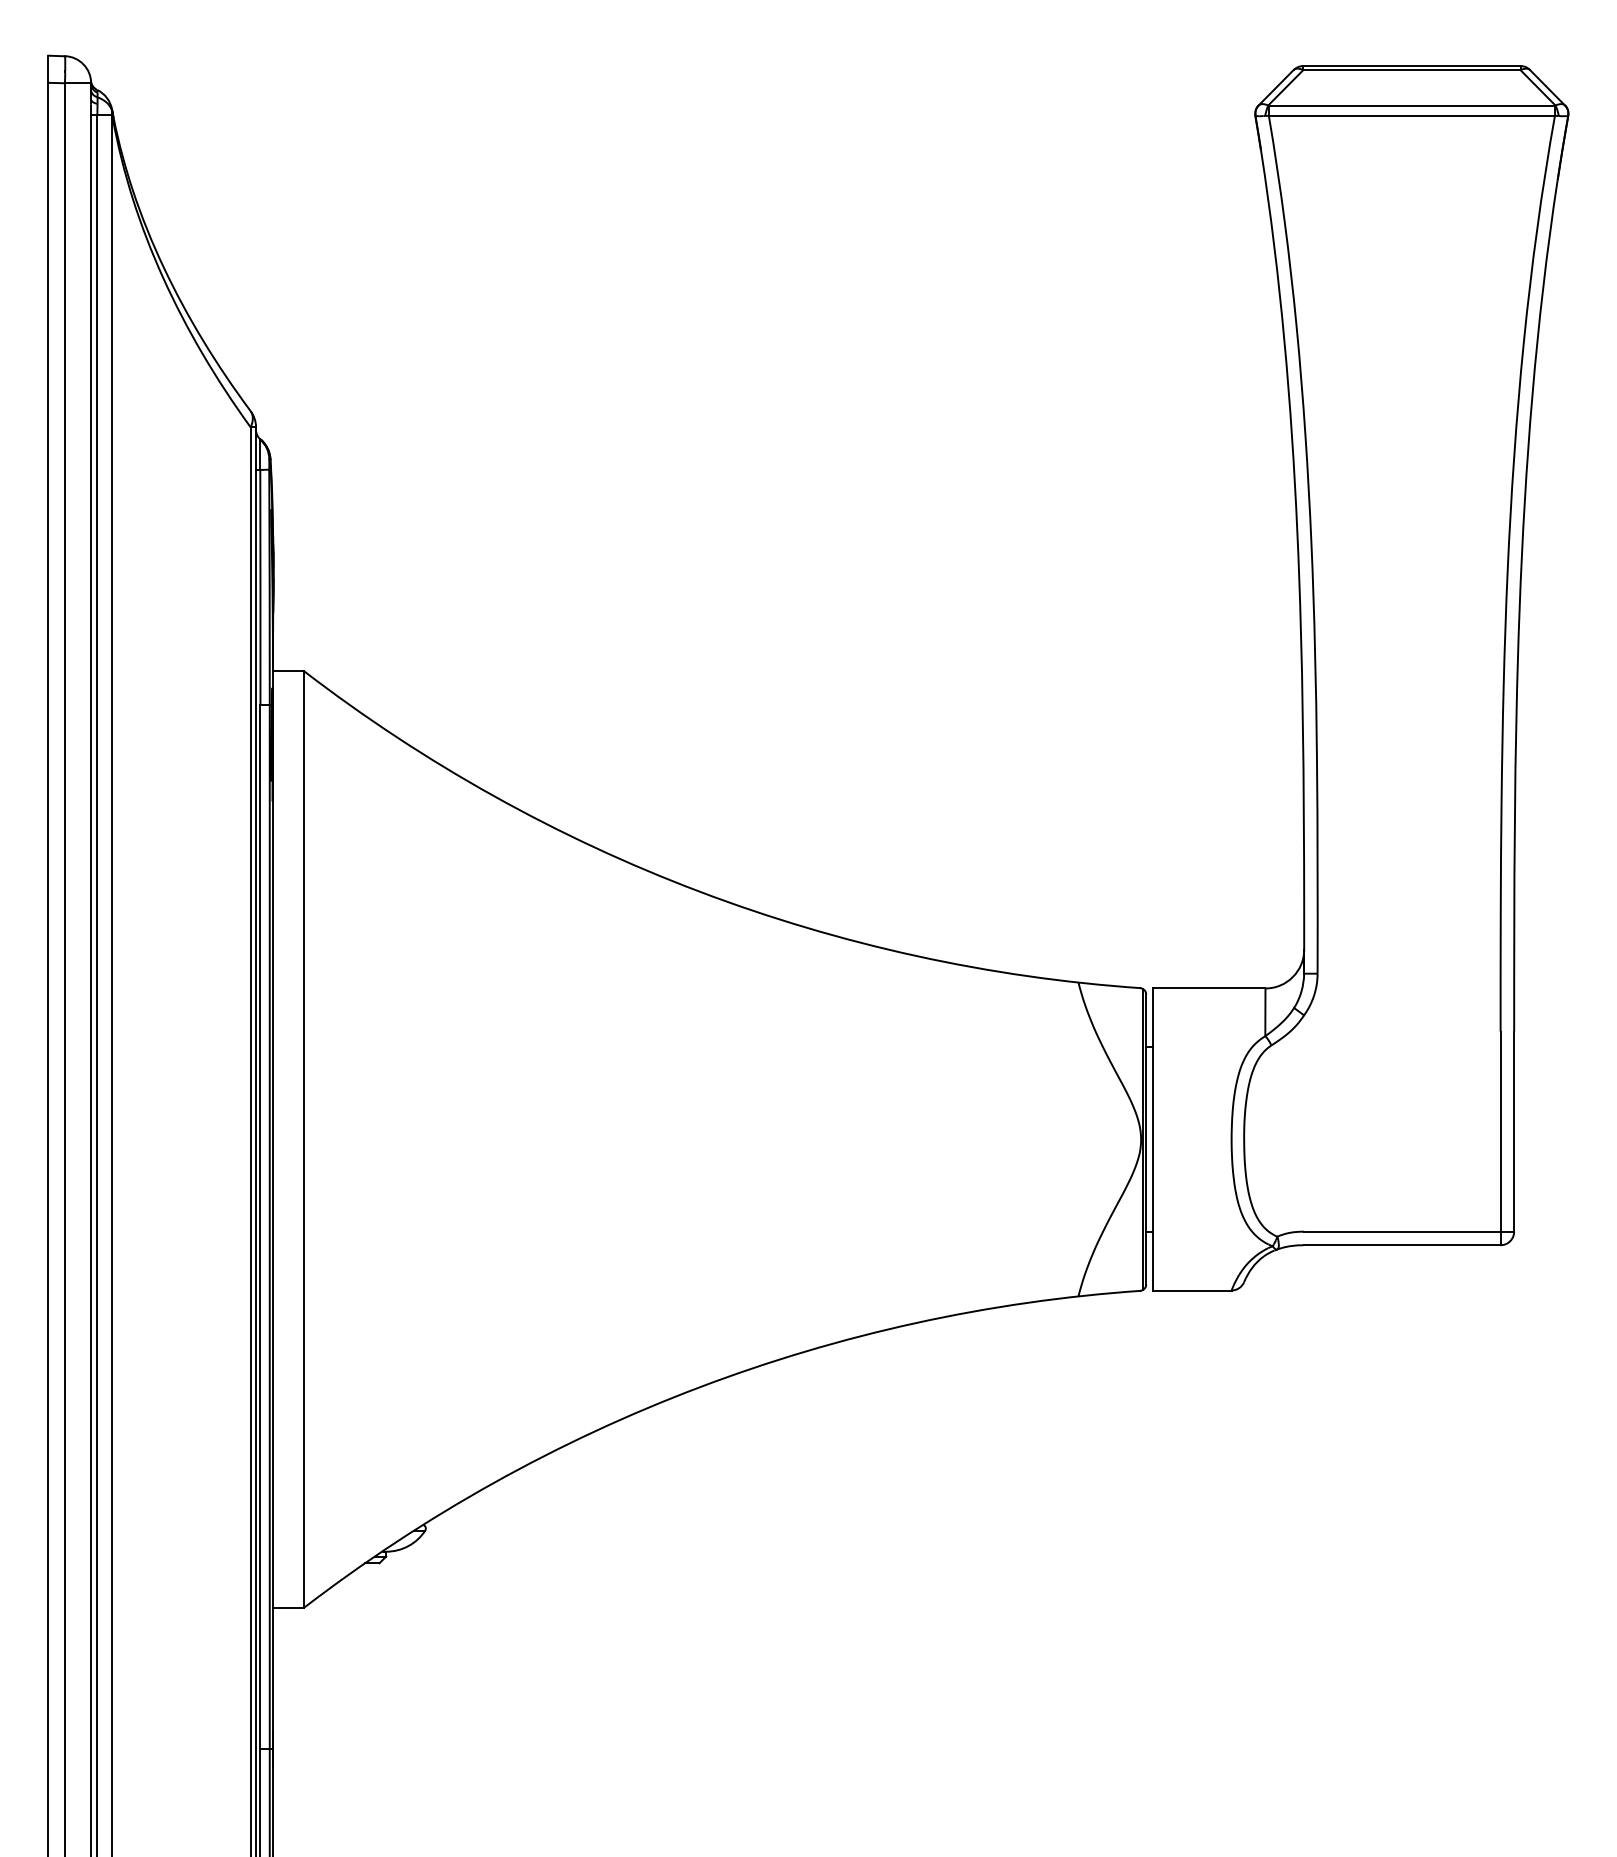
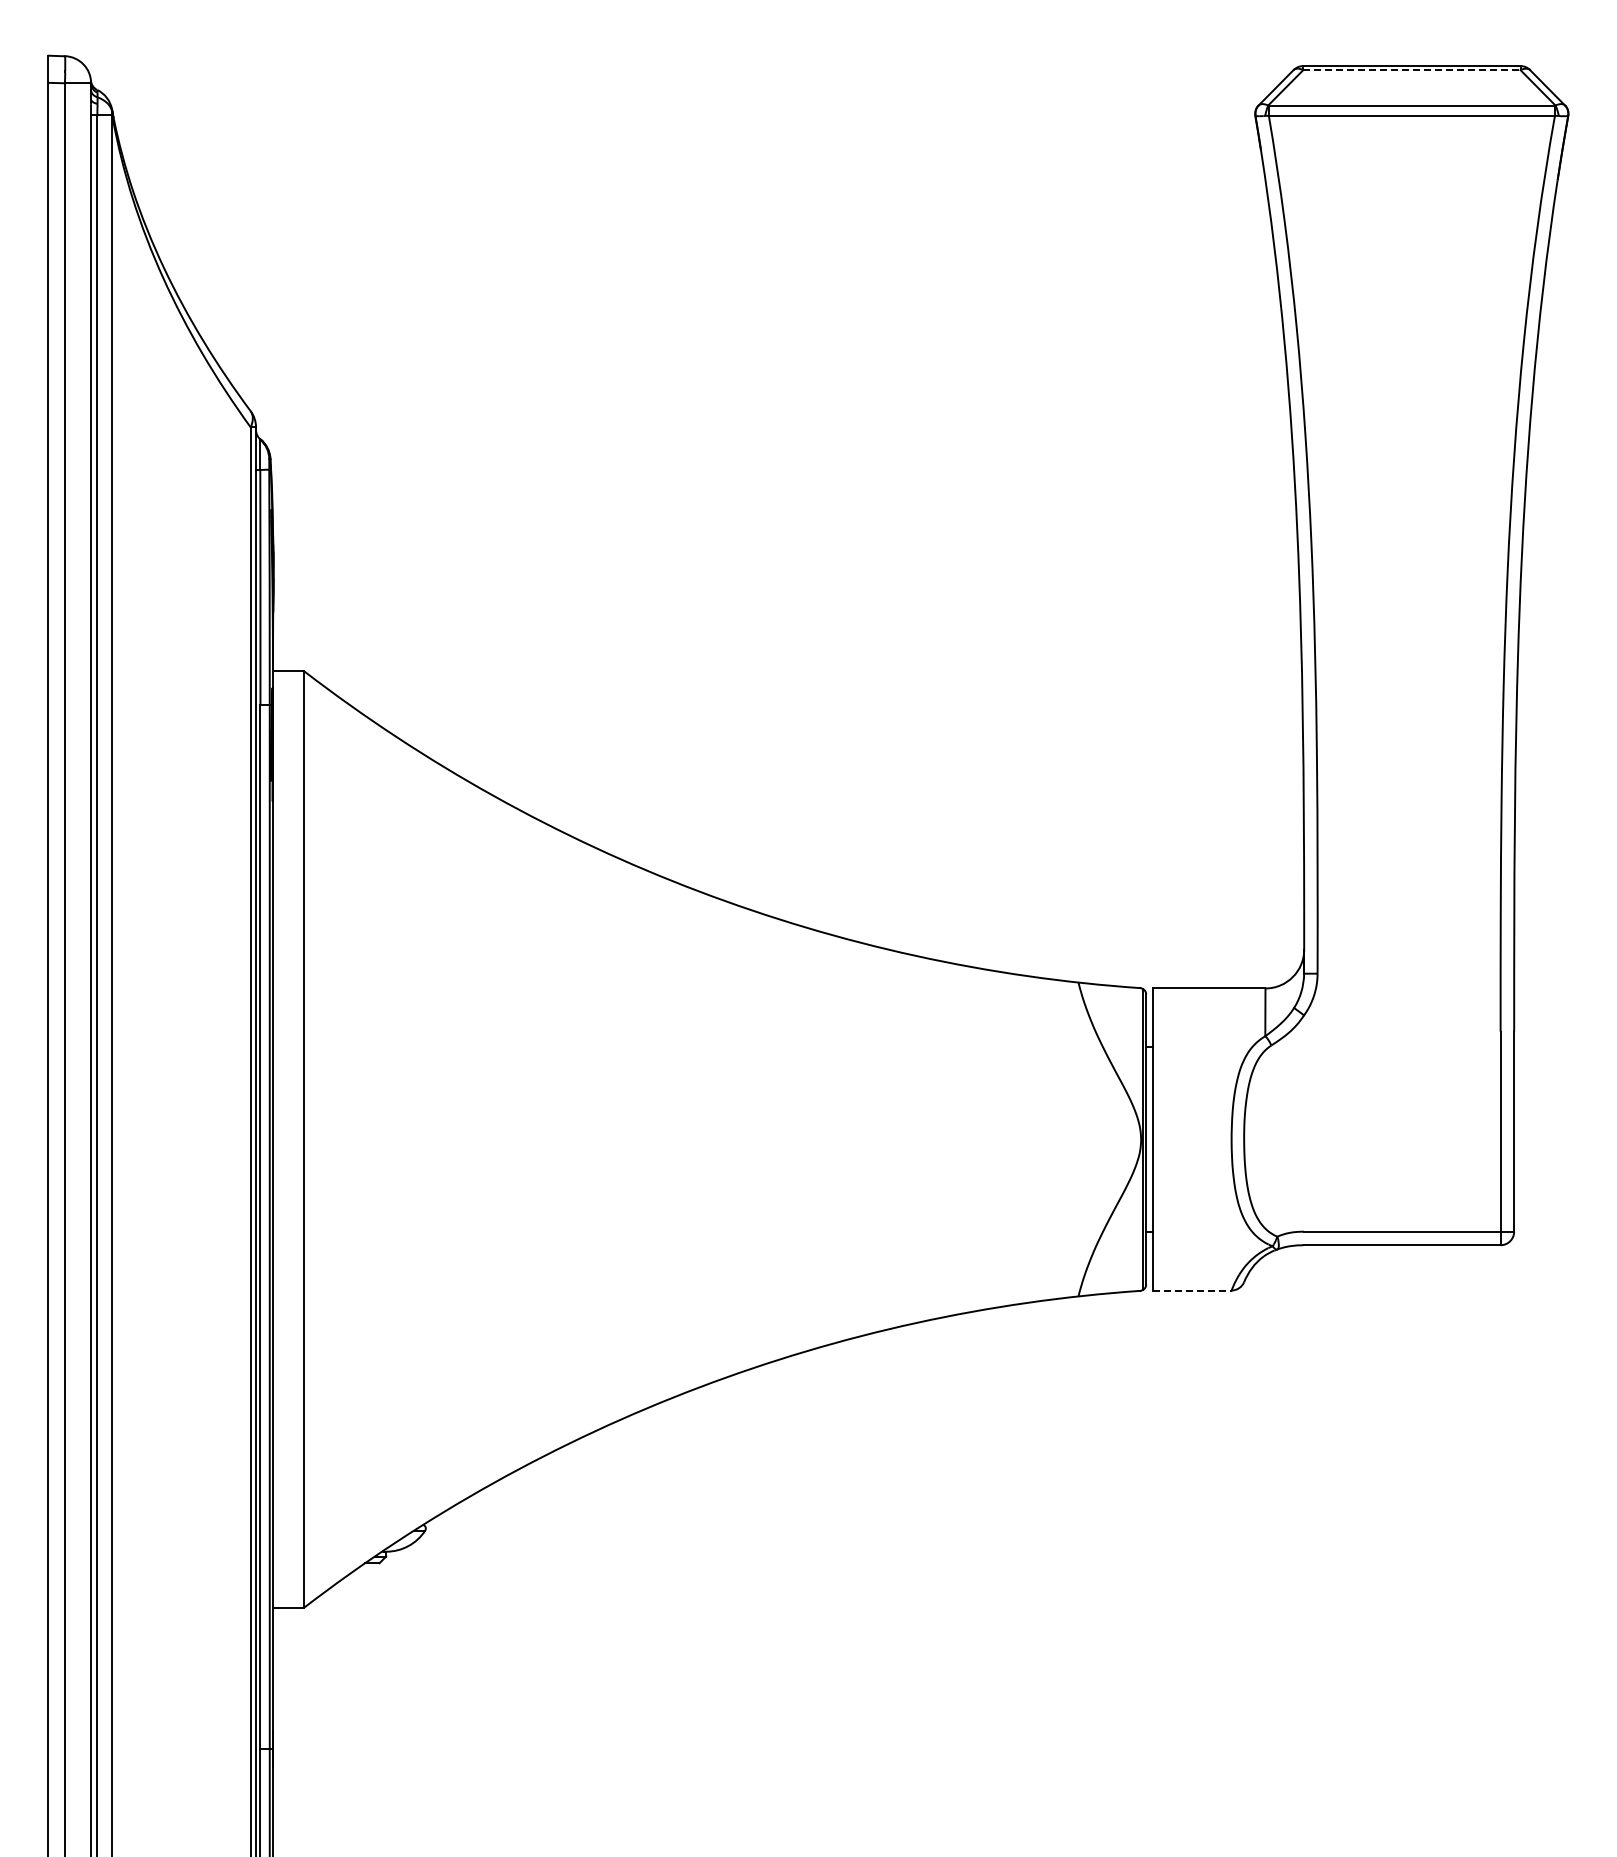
line: solid -> dashed (1411, 70)
line: solid -> dashed (1192, 1290)
